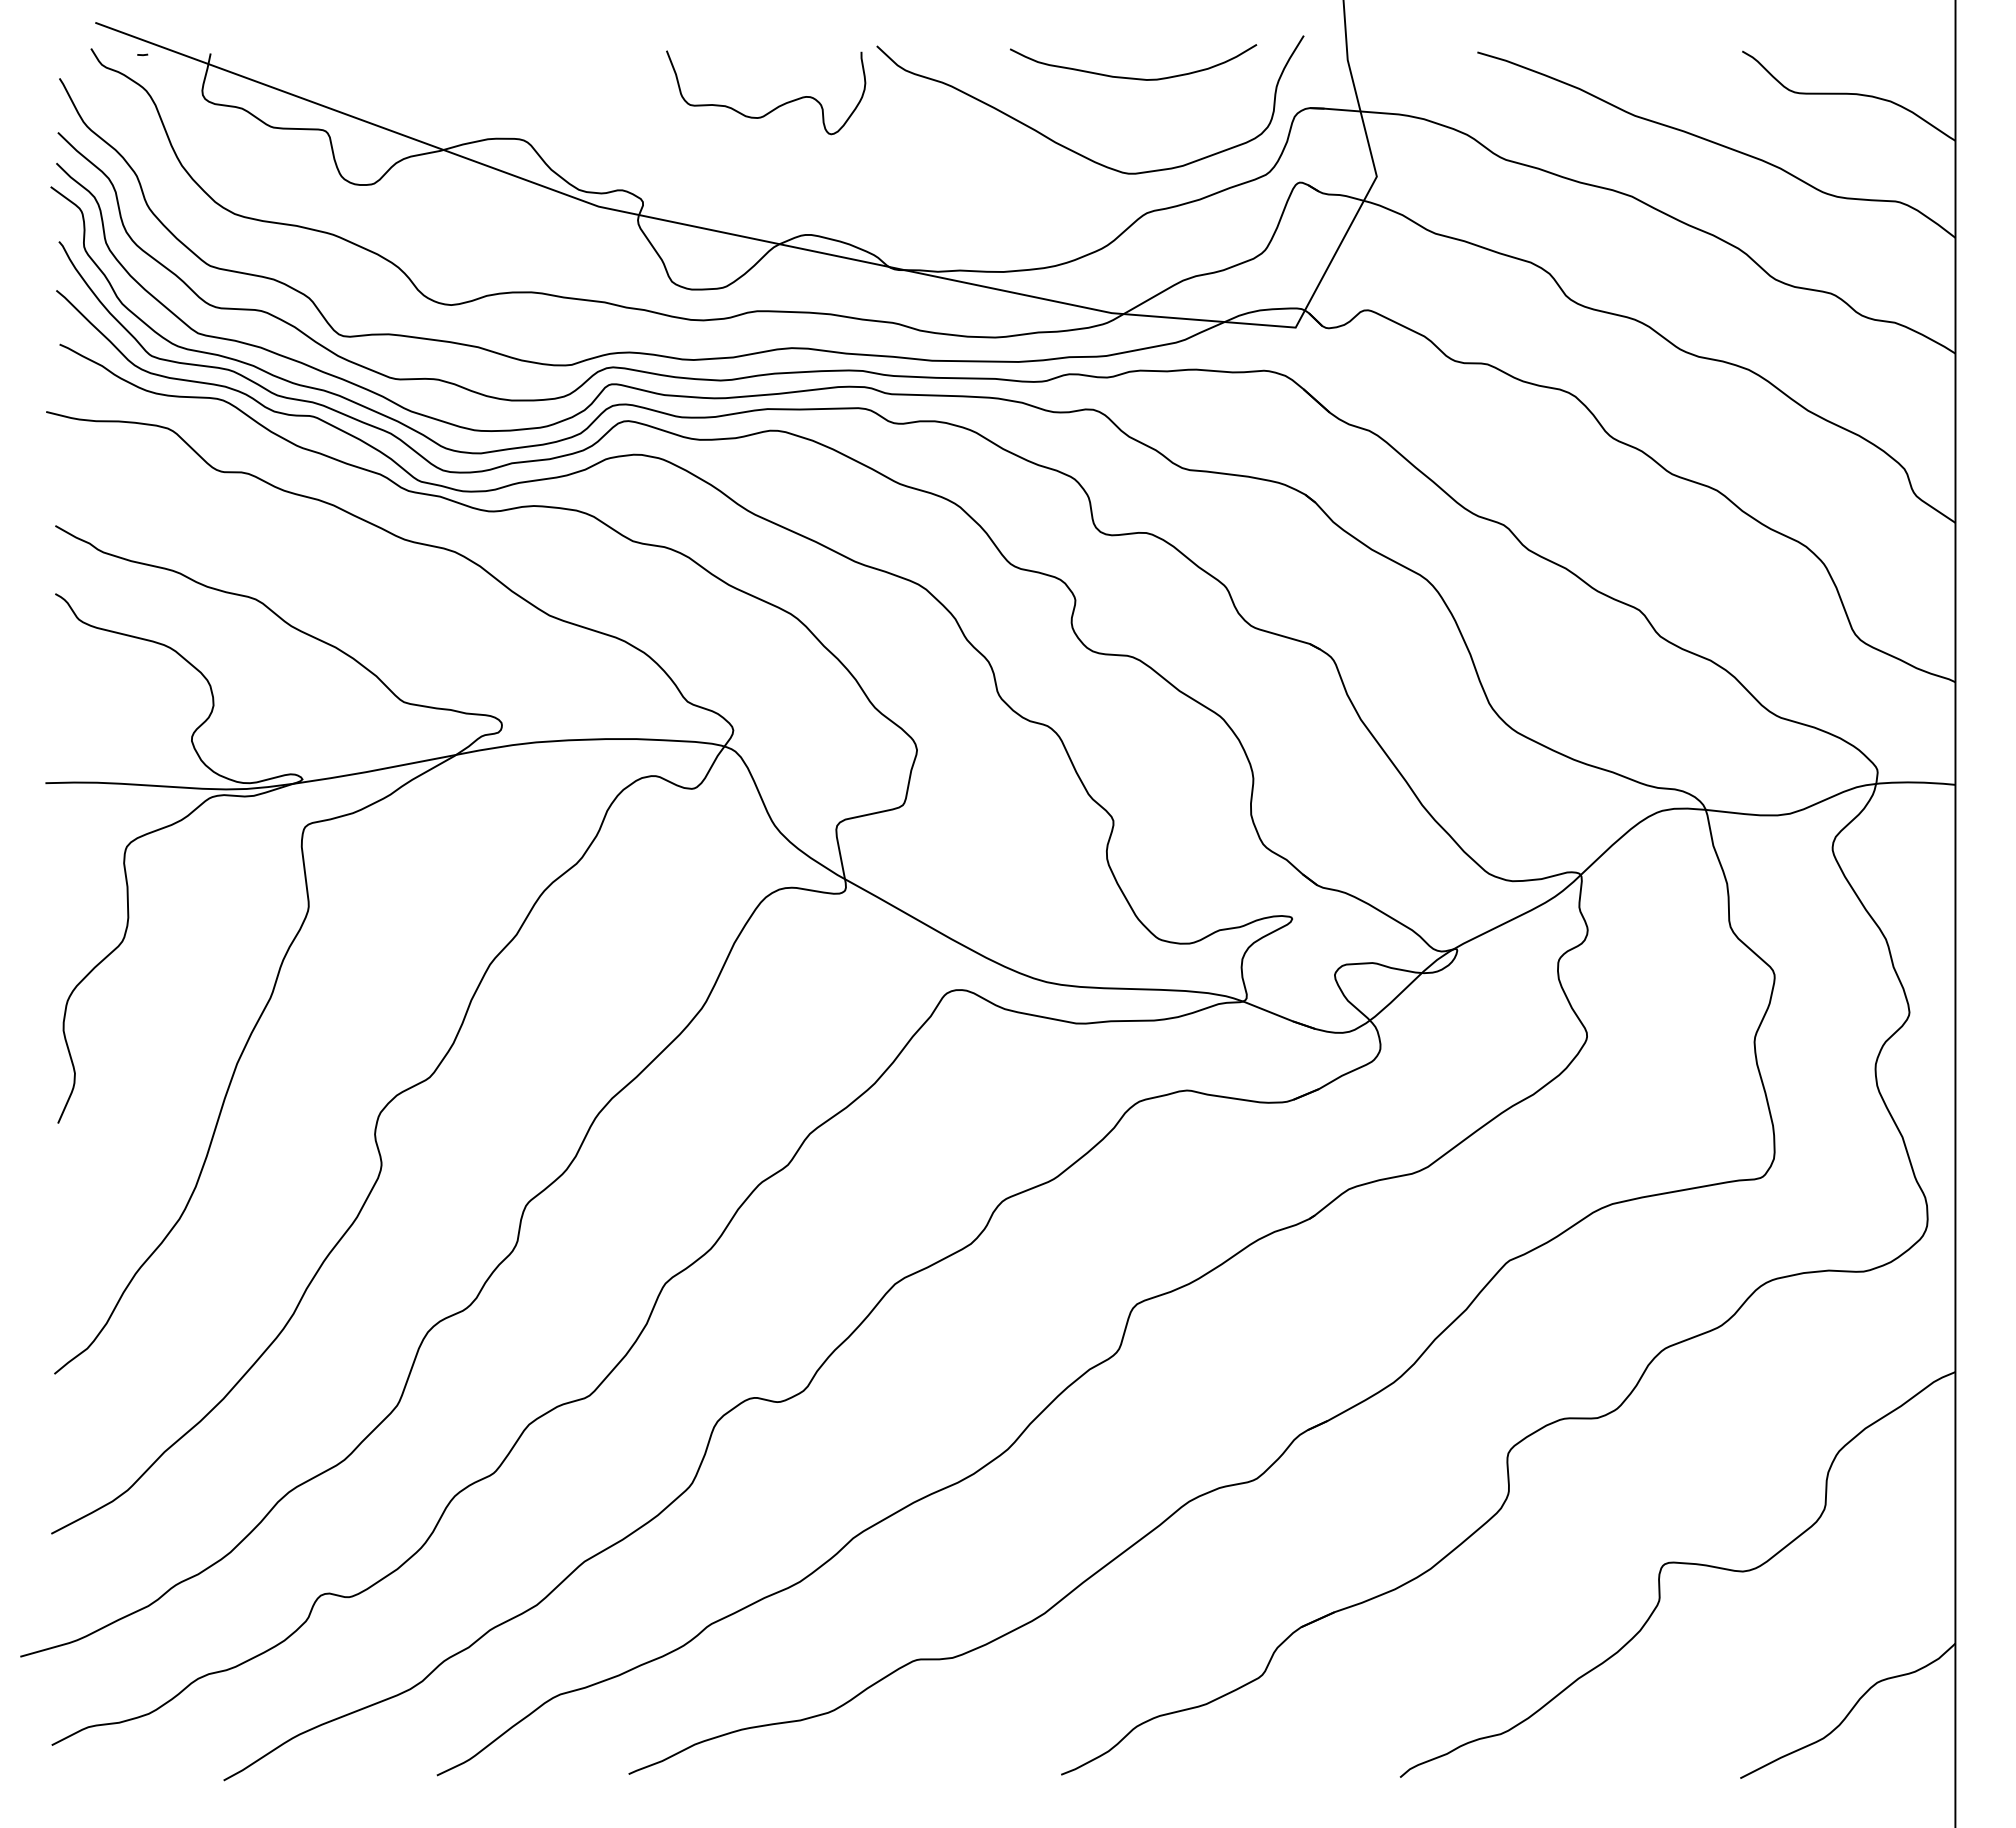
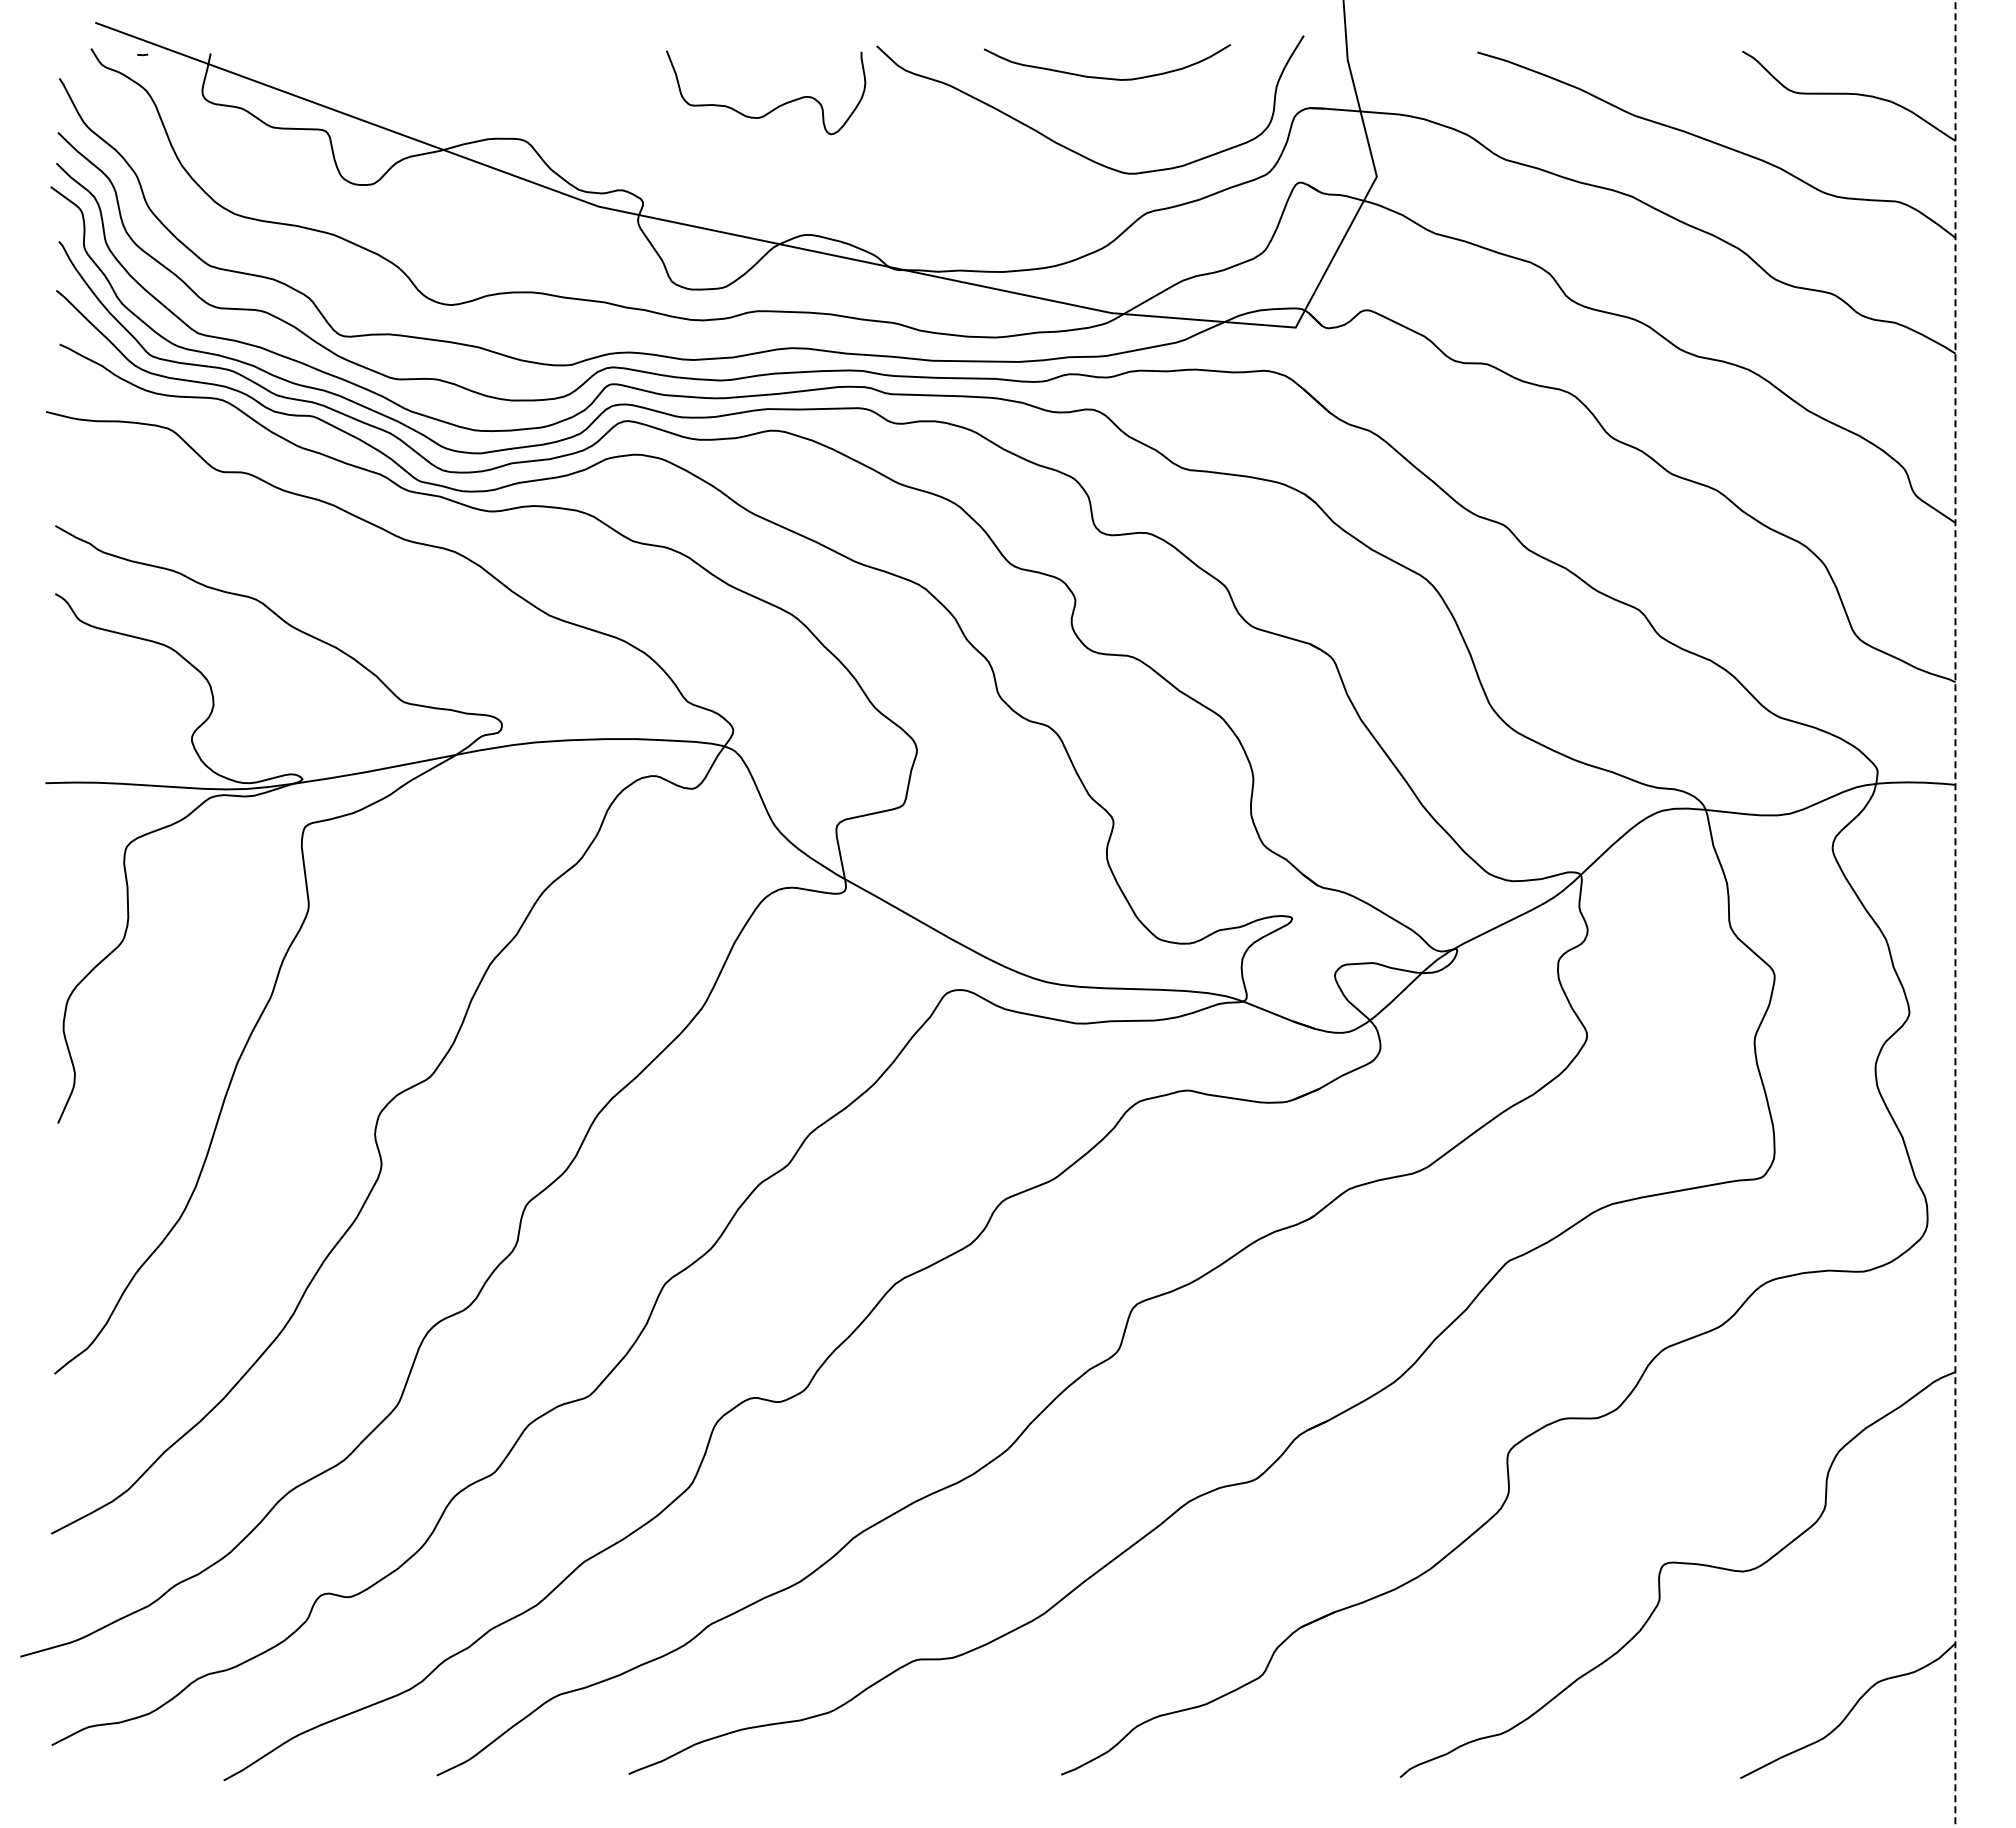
curve position: (1133, 77) -> (1107, 77) (1107, 77)
line: solid -> dashed (1955, 914)
